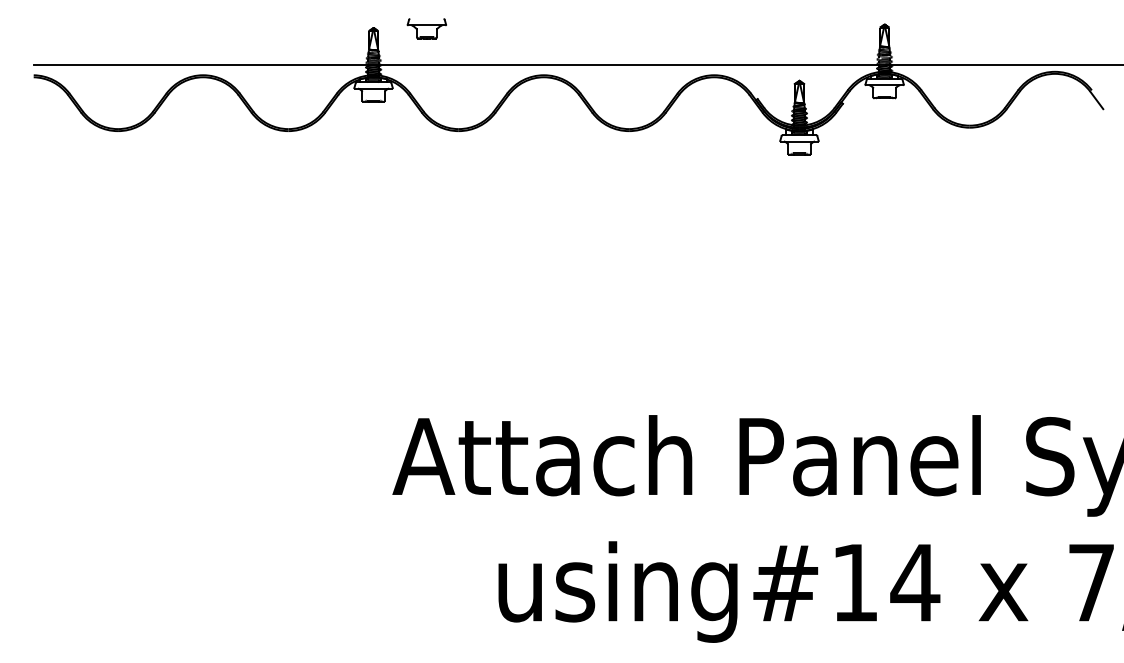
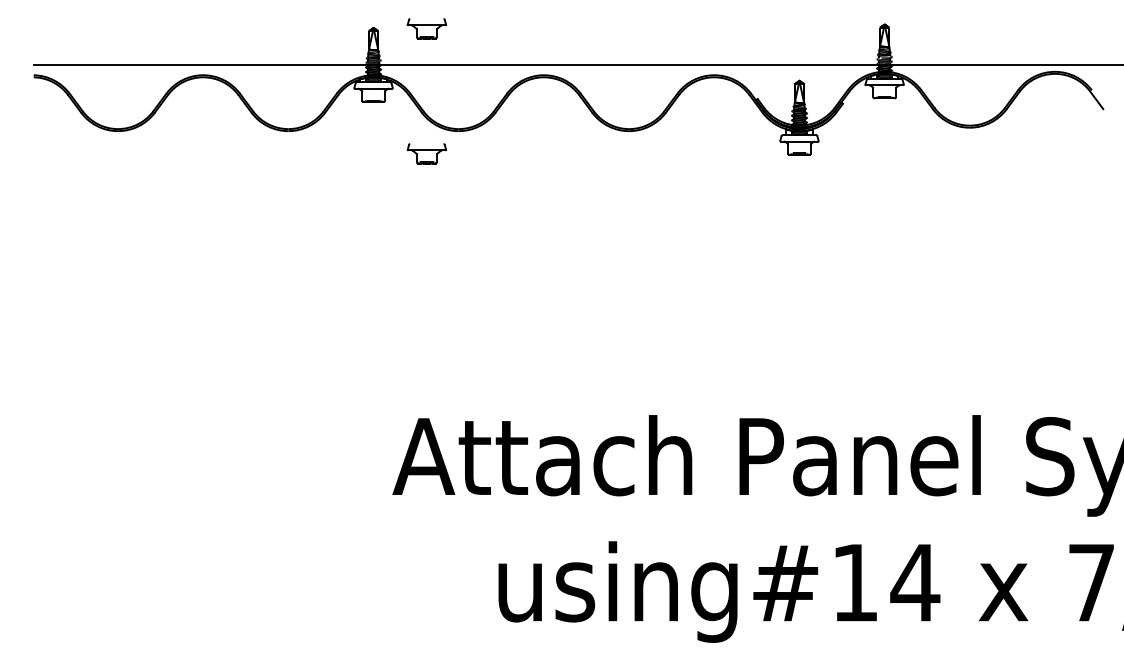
part: none -> present (426, 153)
